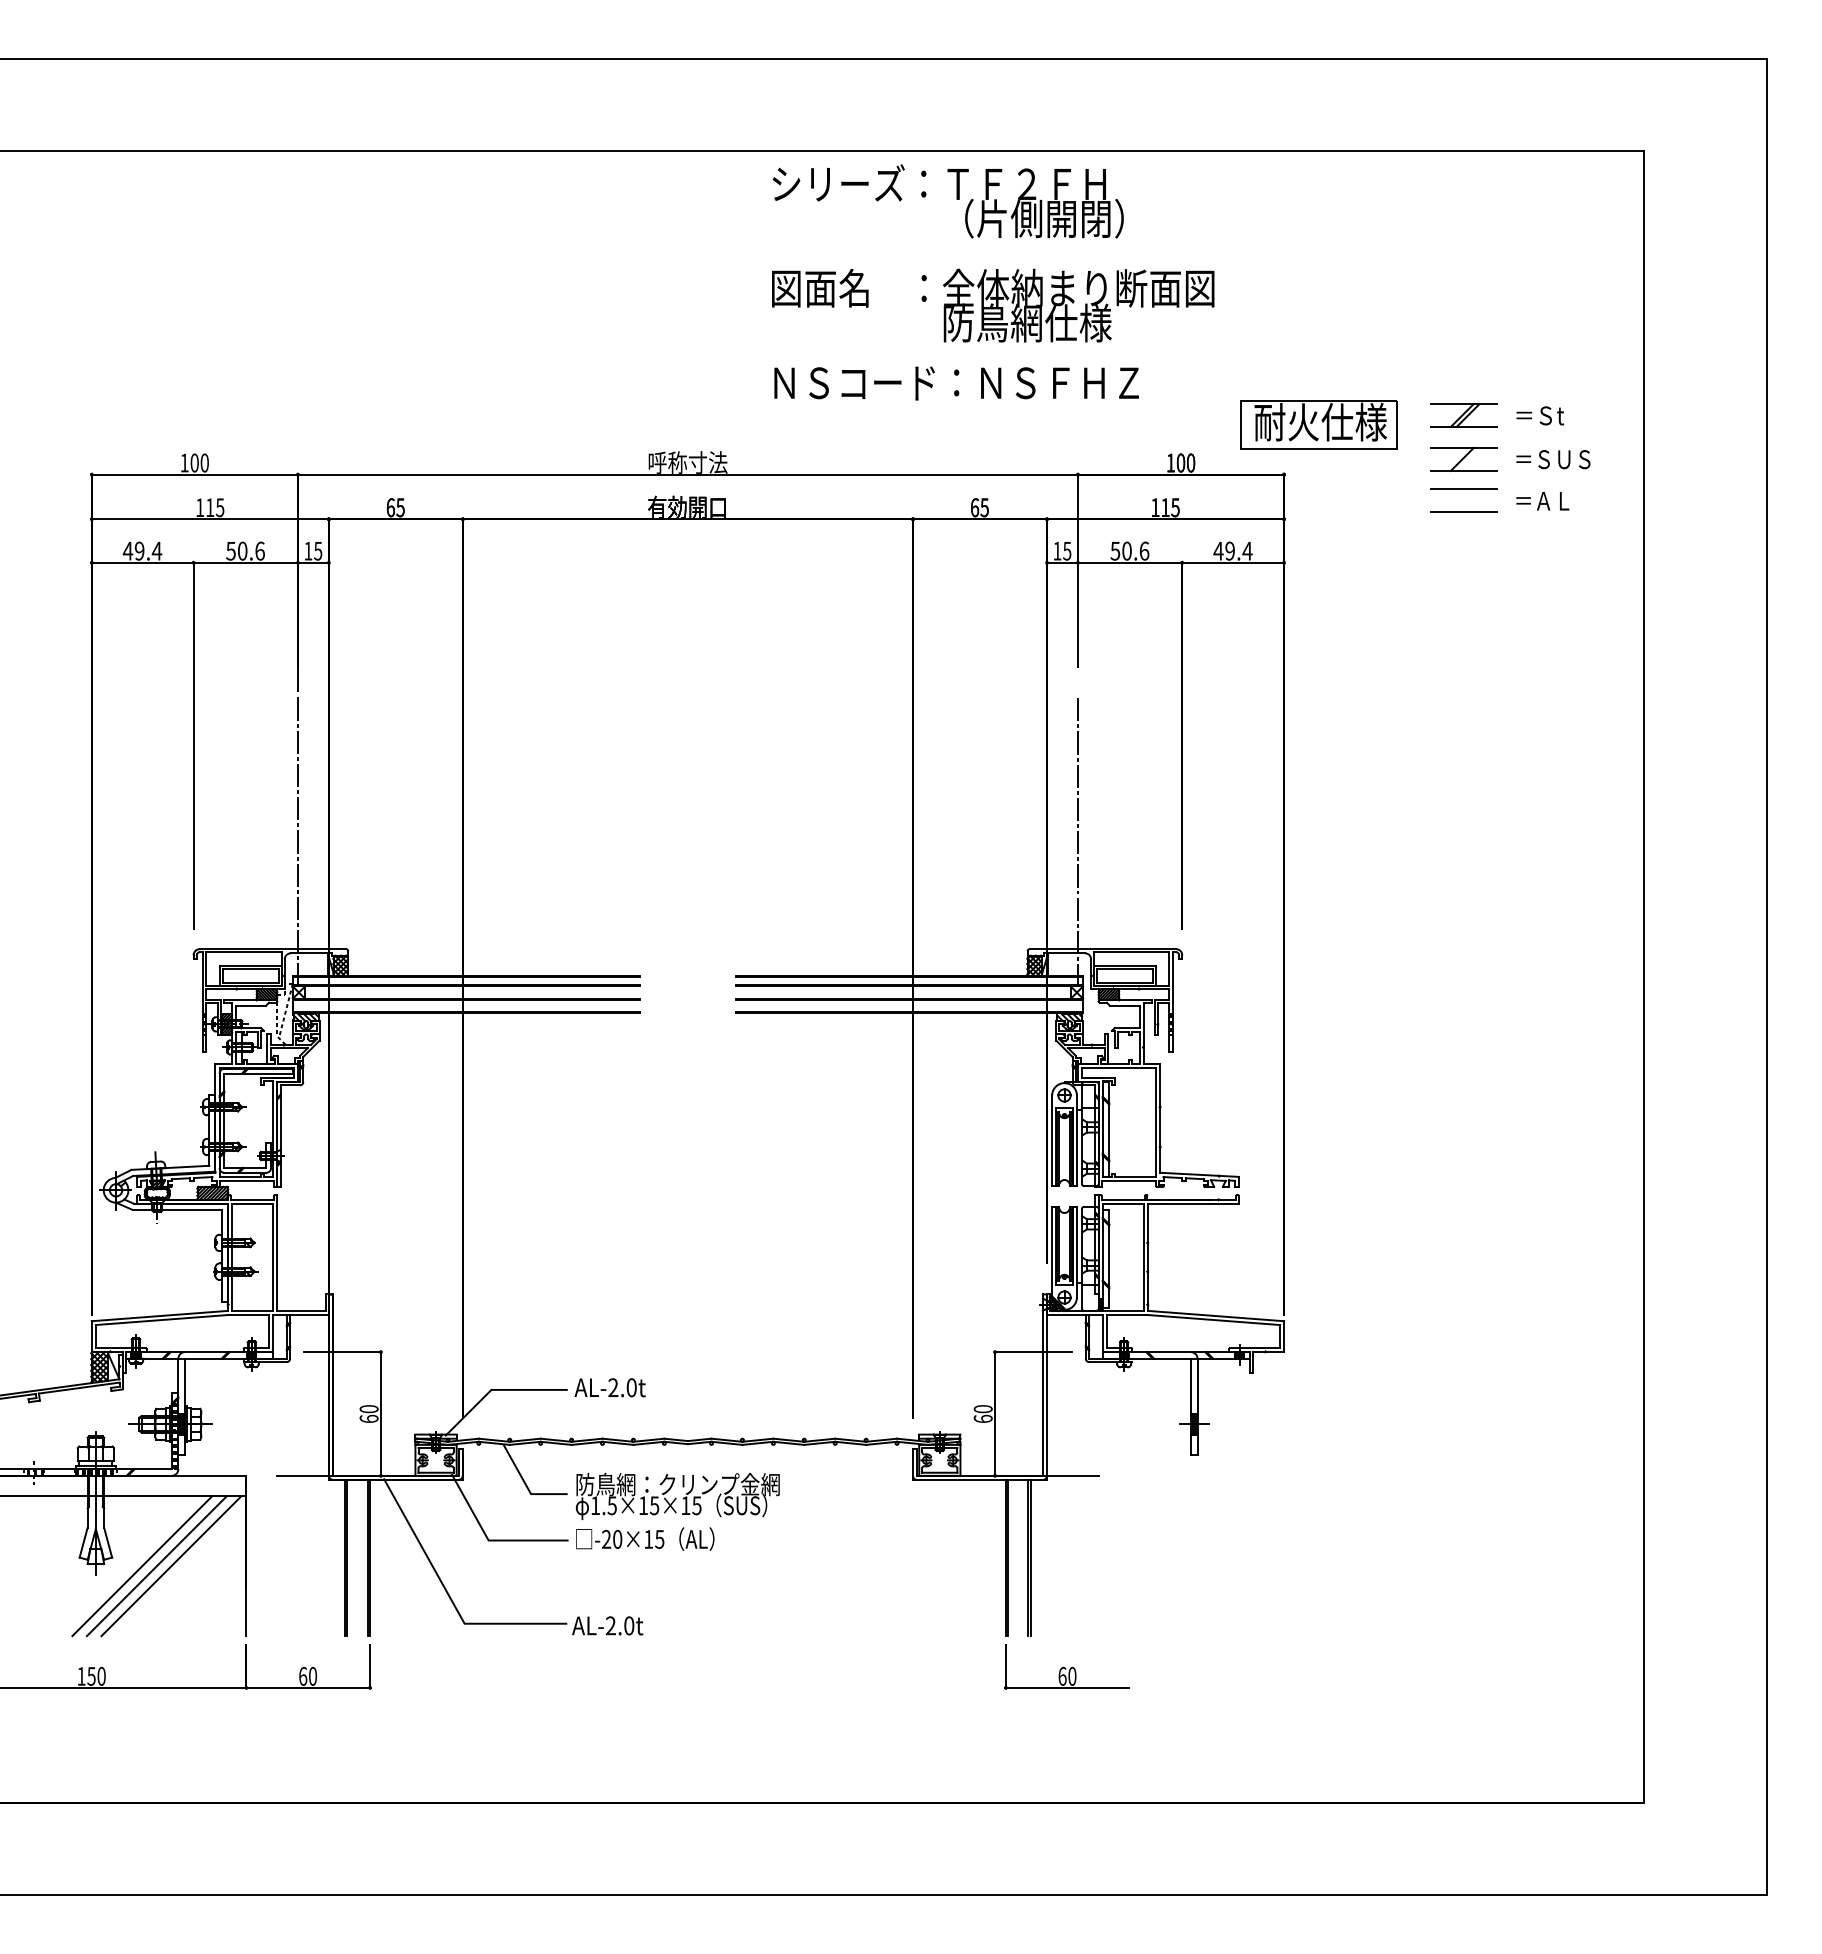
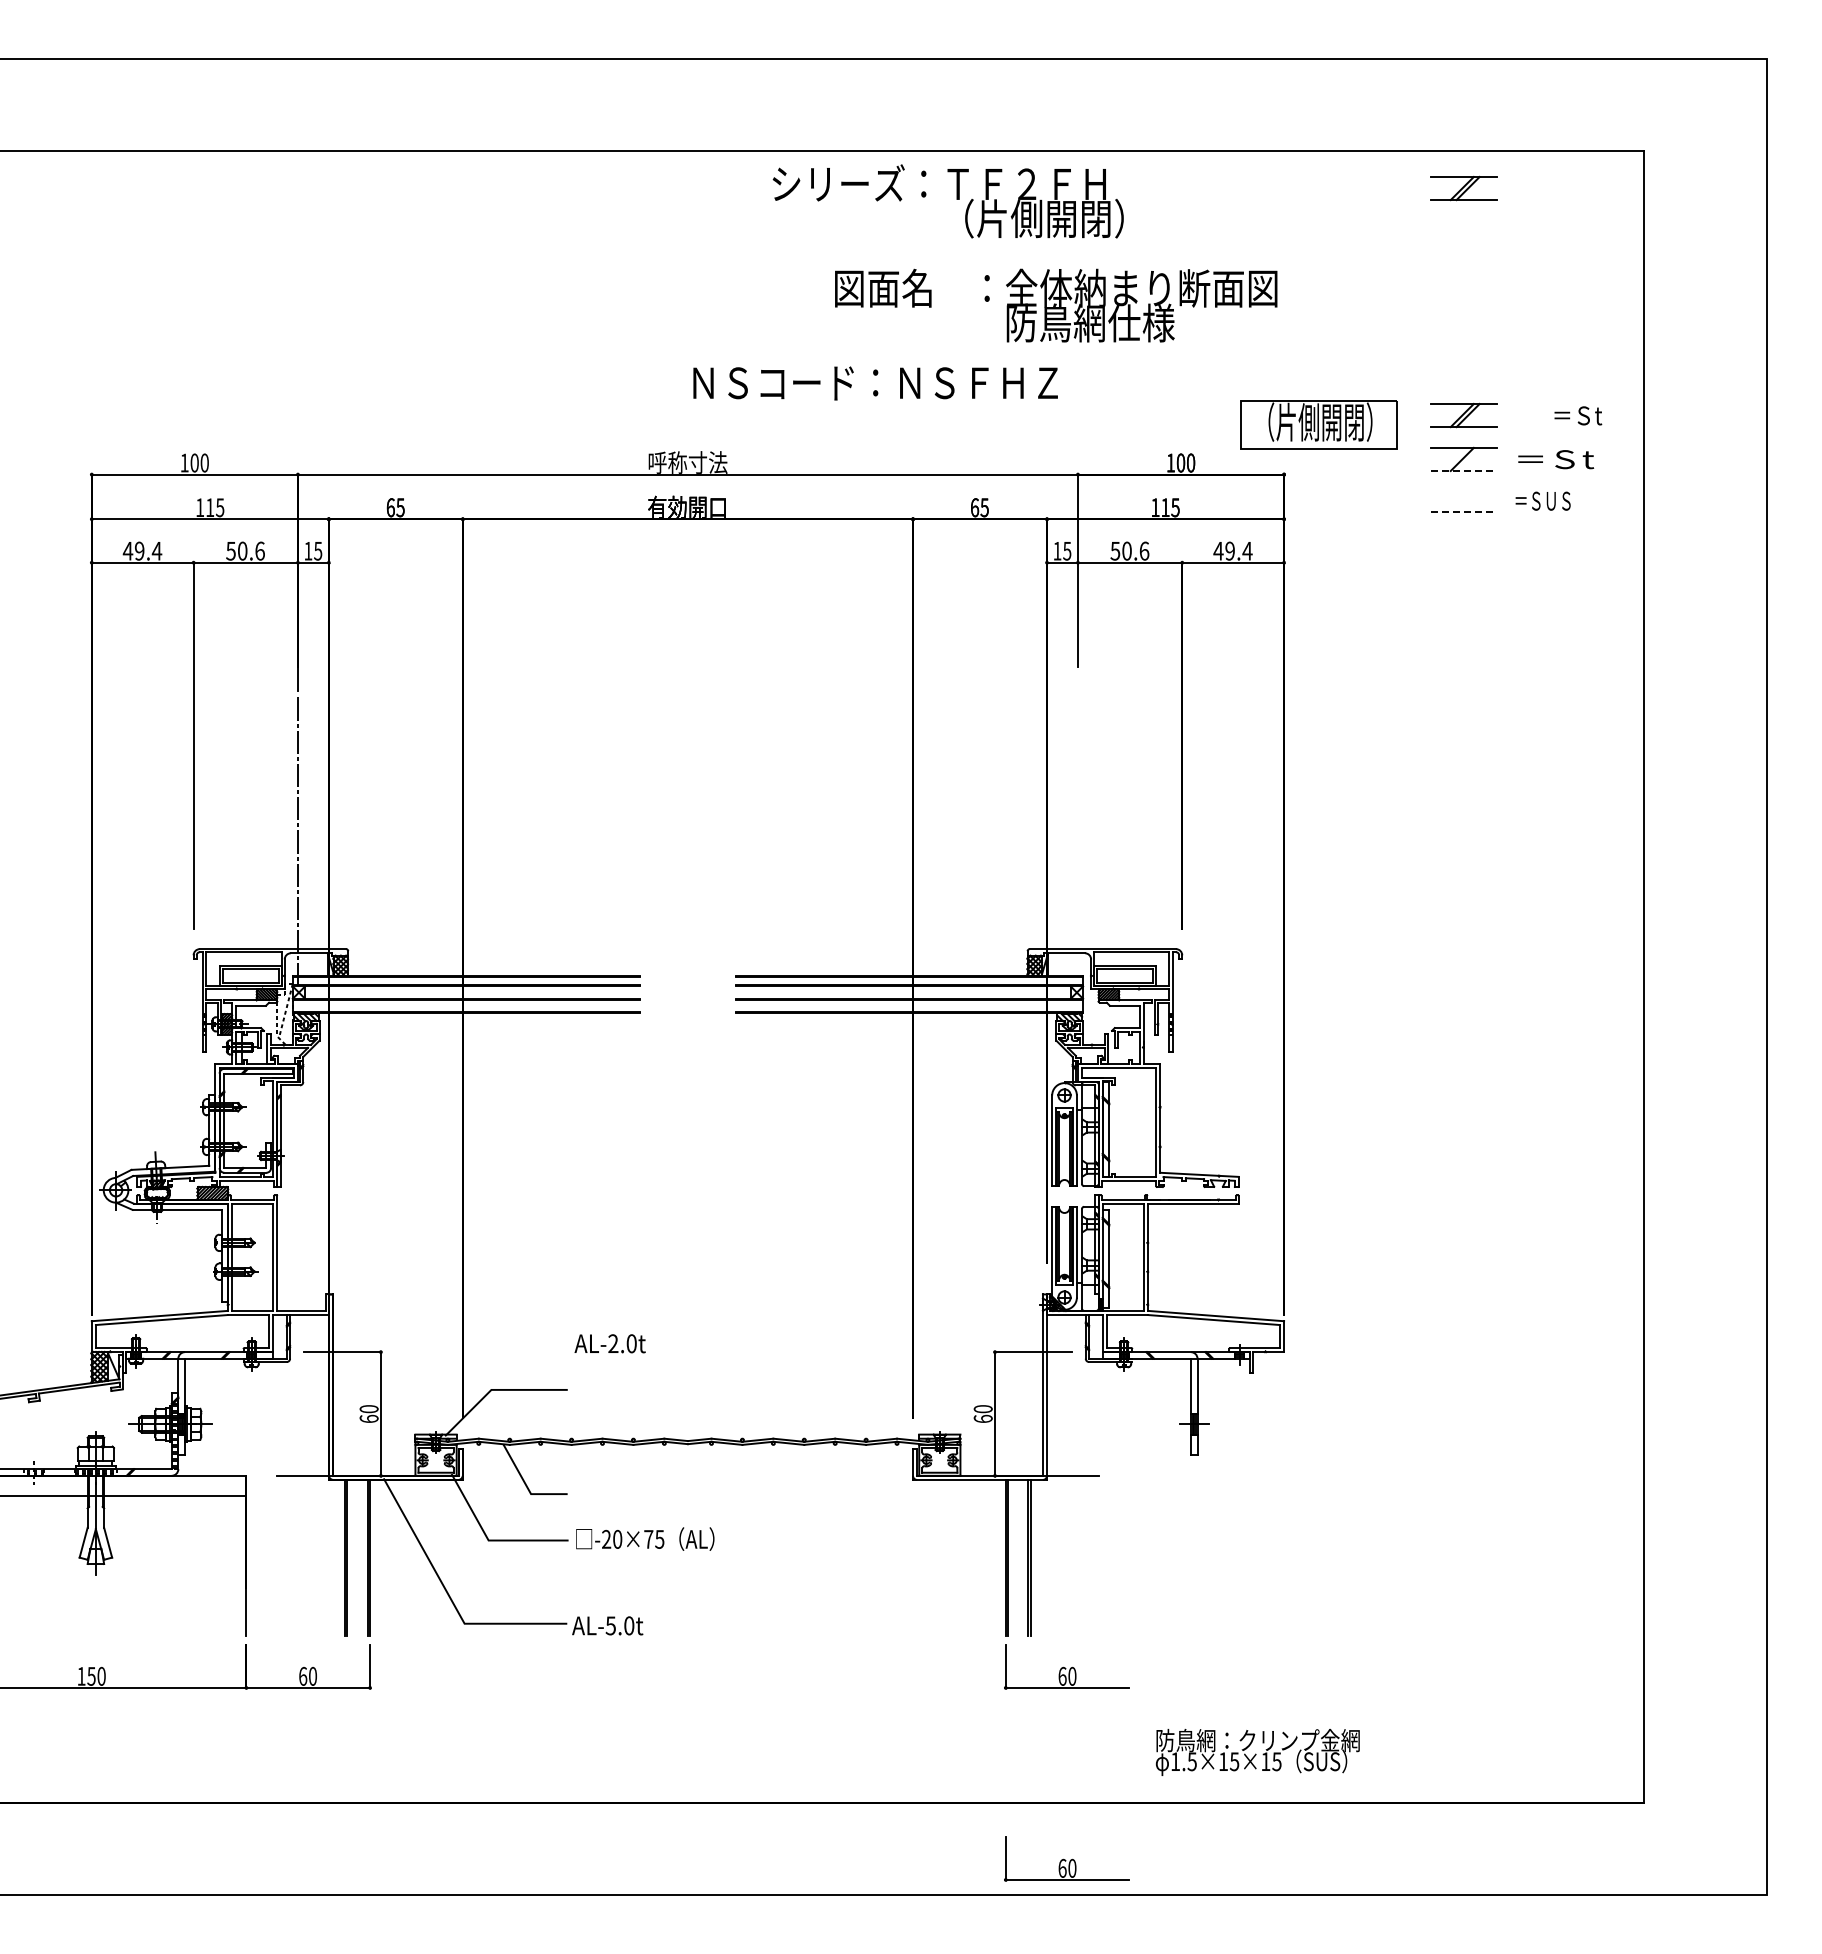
part: none -> present (1463, 188)
text position: (993, 305) -> (1056, 305) (1056, 305)
text position: (956, 383) -> (875, 383) (875, 383)
text position: (1540, 415) -> (1578, 415) (1578, 415)
text: 耐火仕様 -> （片側開閉） (1320, 421)
text: ＝ＳＵＳ -> ＝Ｓt (1555, 459)
line: solid -> dashed (1464, 471)
line: present -> none (1463, 488)
text: ＝ＡＬ -> ＝ＳＵＳ (1542, 500)
line: solid -> dashed (1464, 511)
line: present -> none (1077, 842)
text position: (609, 1387) -> (609, 1343) (609, 1343)
text position: (677, 1495) -> (1257, 1751) (1257, 1751)
text: -20×15 -> -20×75 (648, 1539)
line: present -> none (142, 1566)
line: present -> none (156, 1566)
line: present -> none (171, 1566)
text: AL-2.0t -> AL-5.0t (610, 1625)
part: none -> present (1066, 1858)
